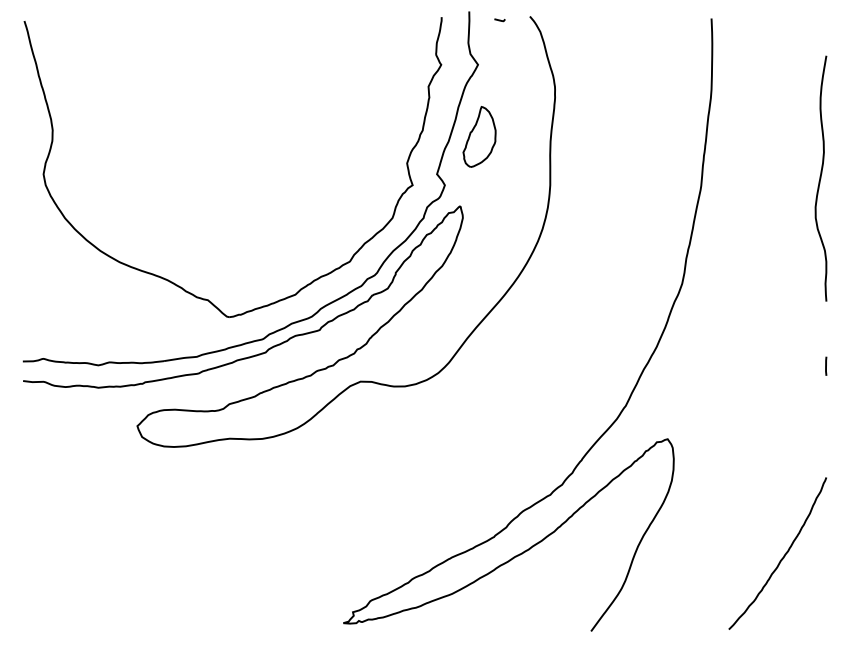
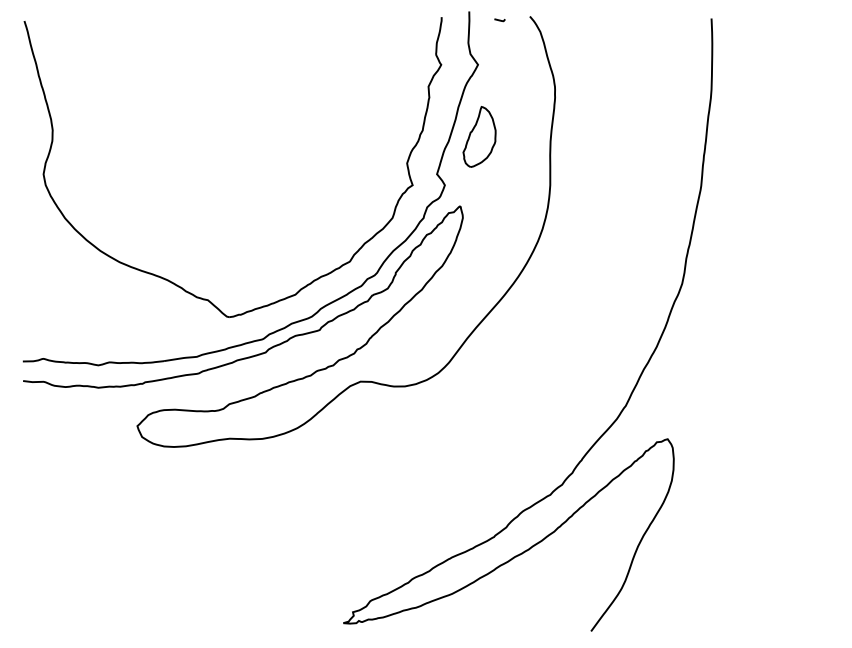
curve: present -> none (820, 178)
line: present -> none (826, 365)
curve: present -> none (783, 555)
